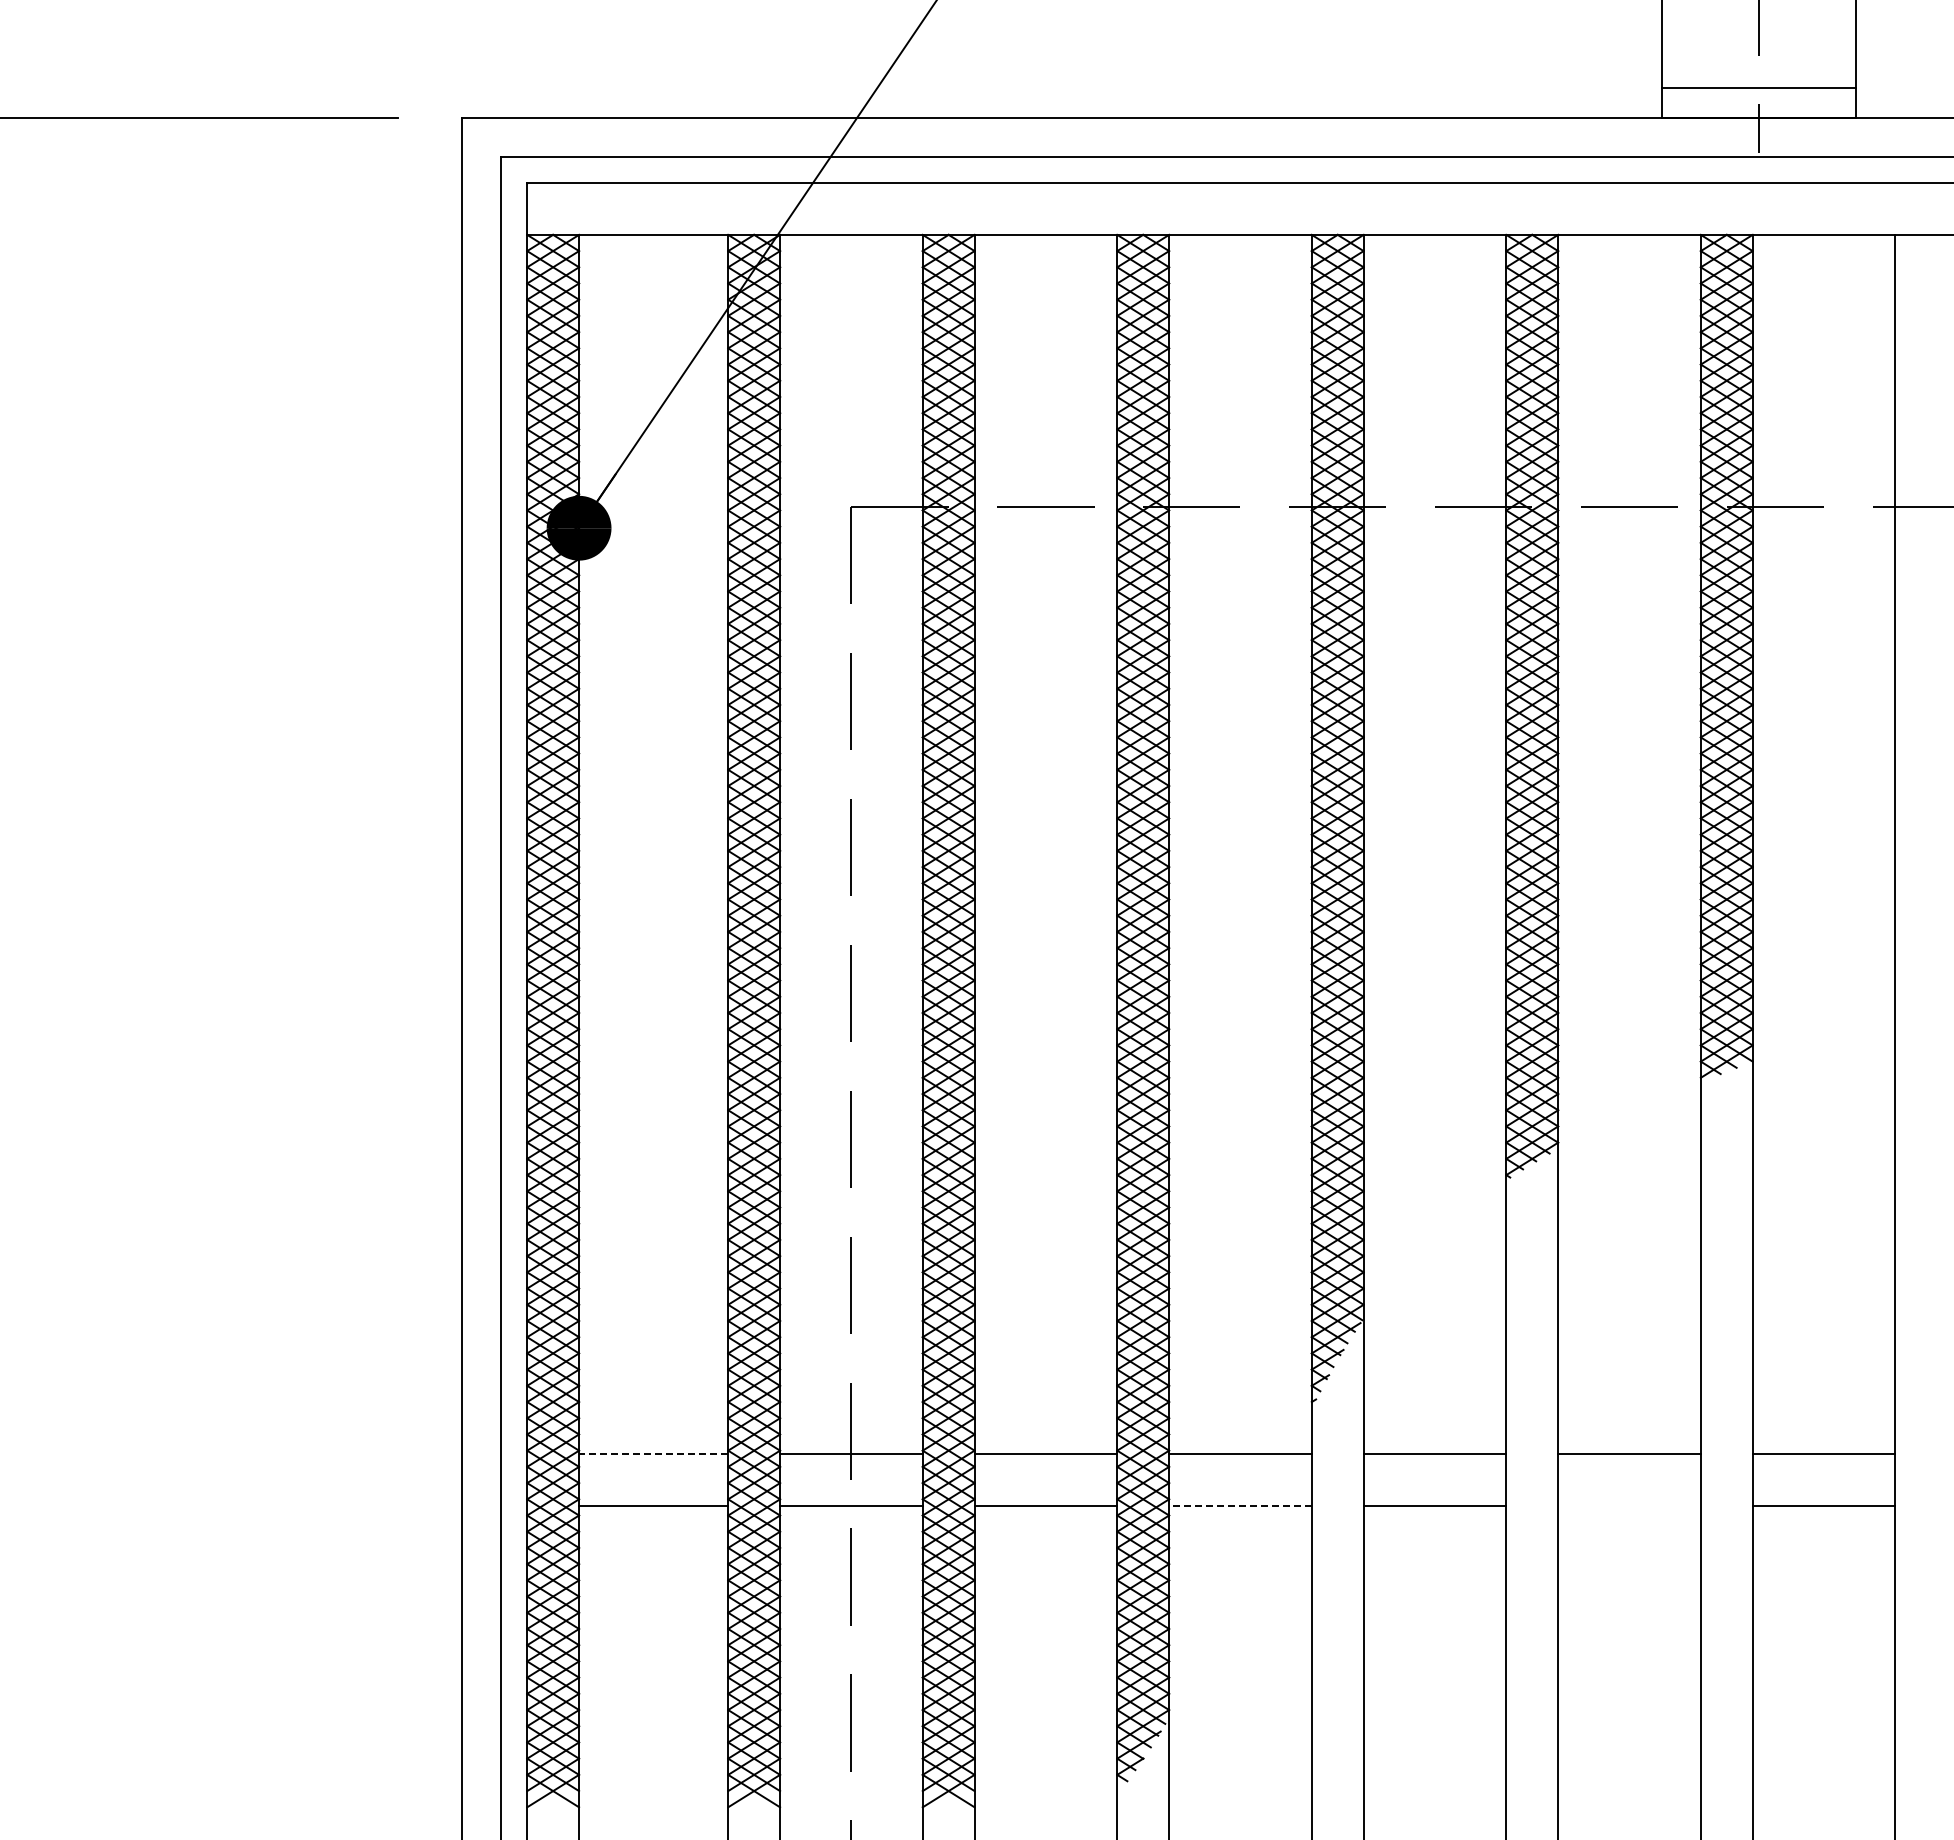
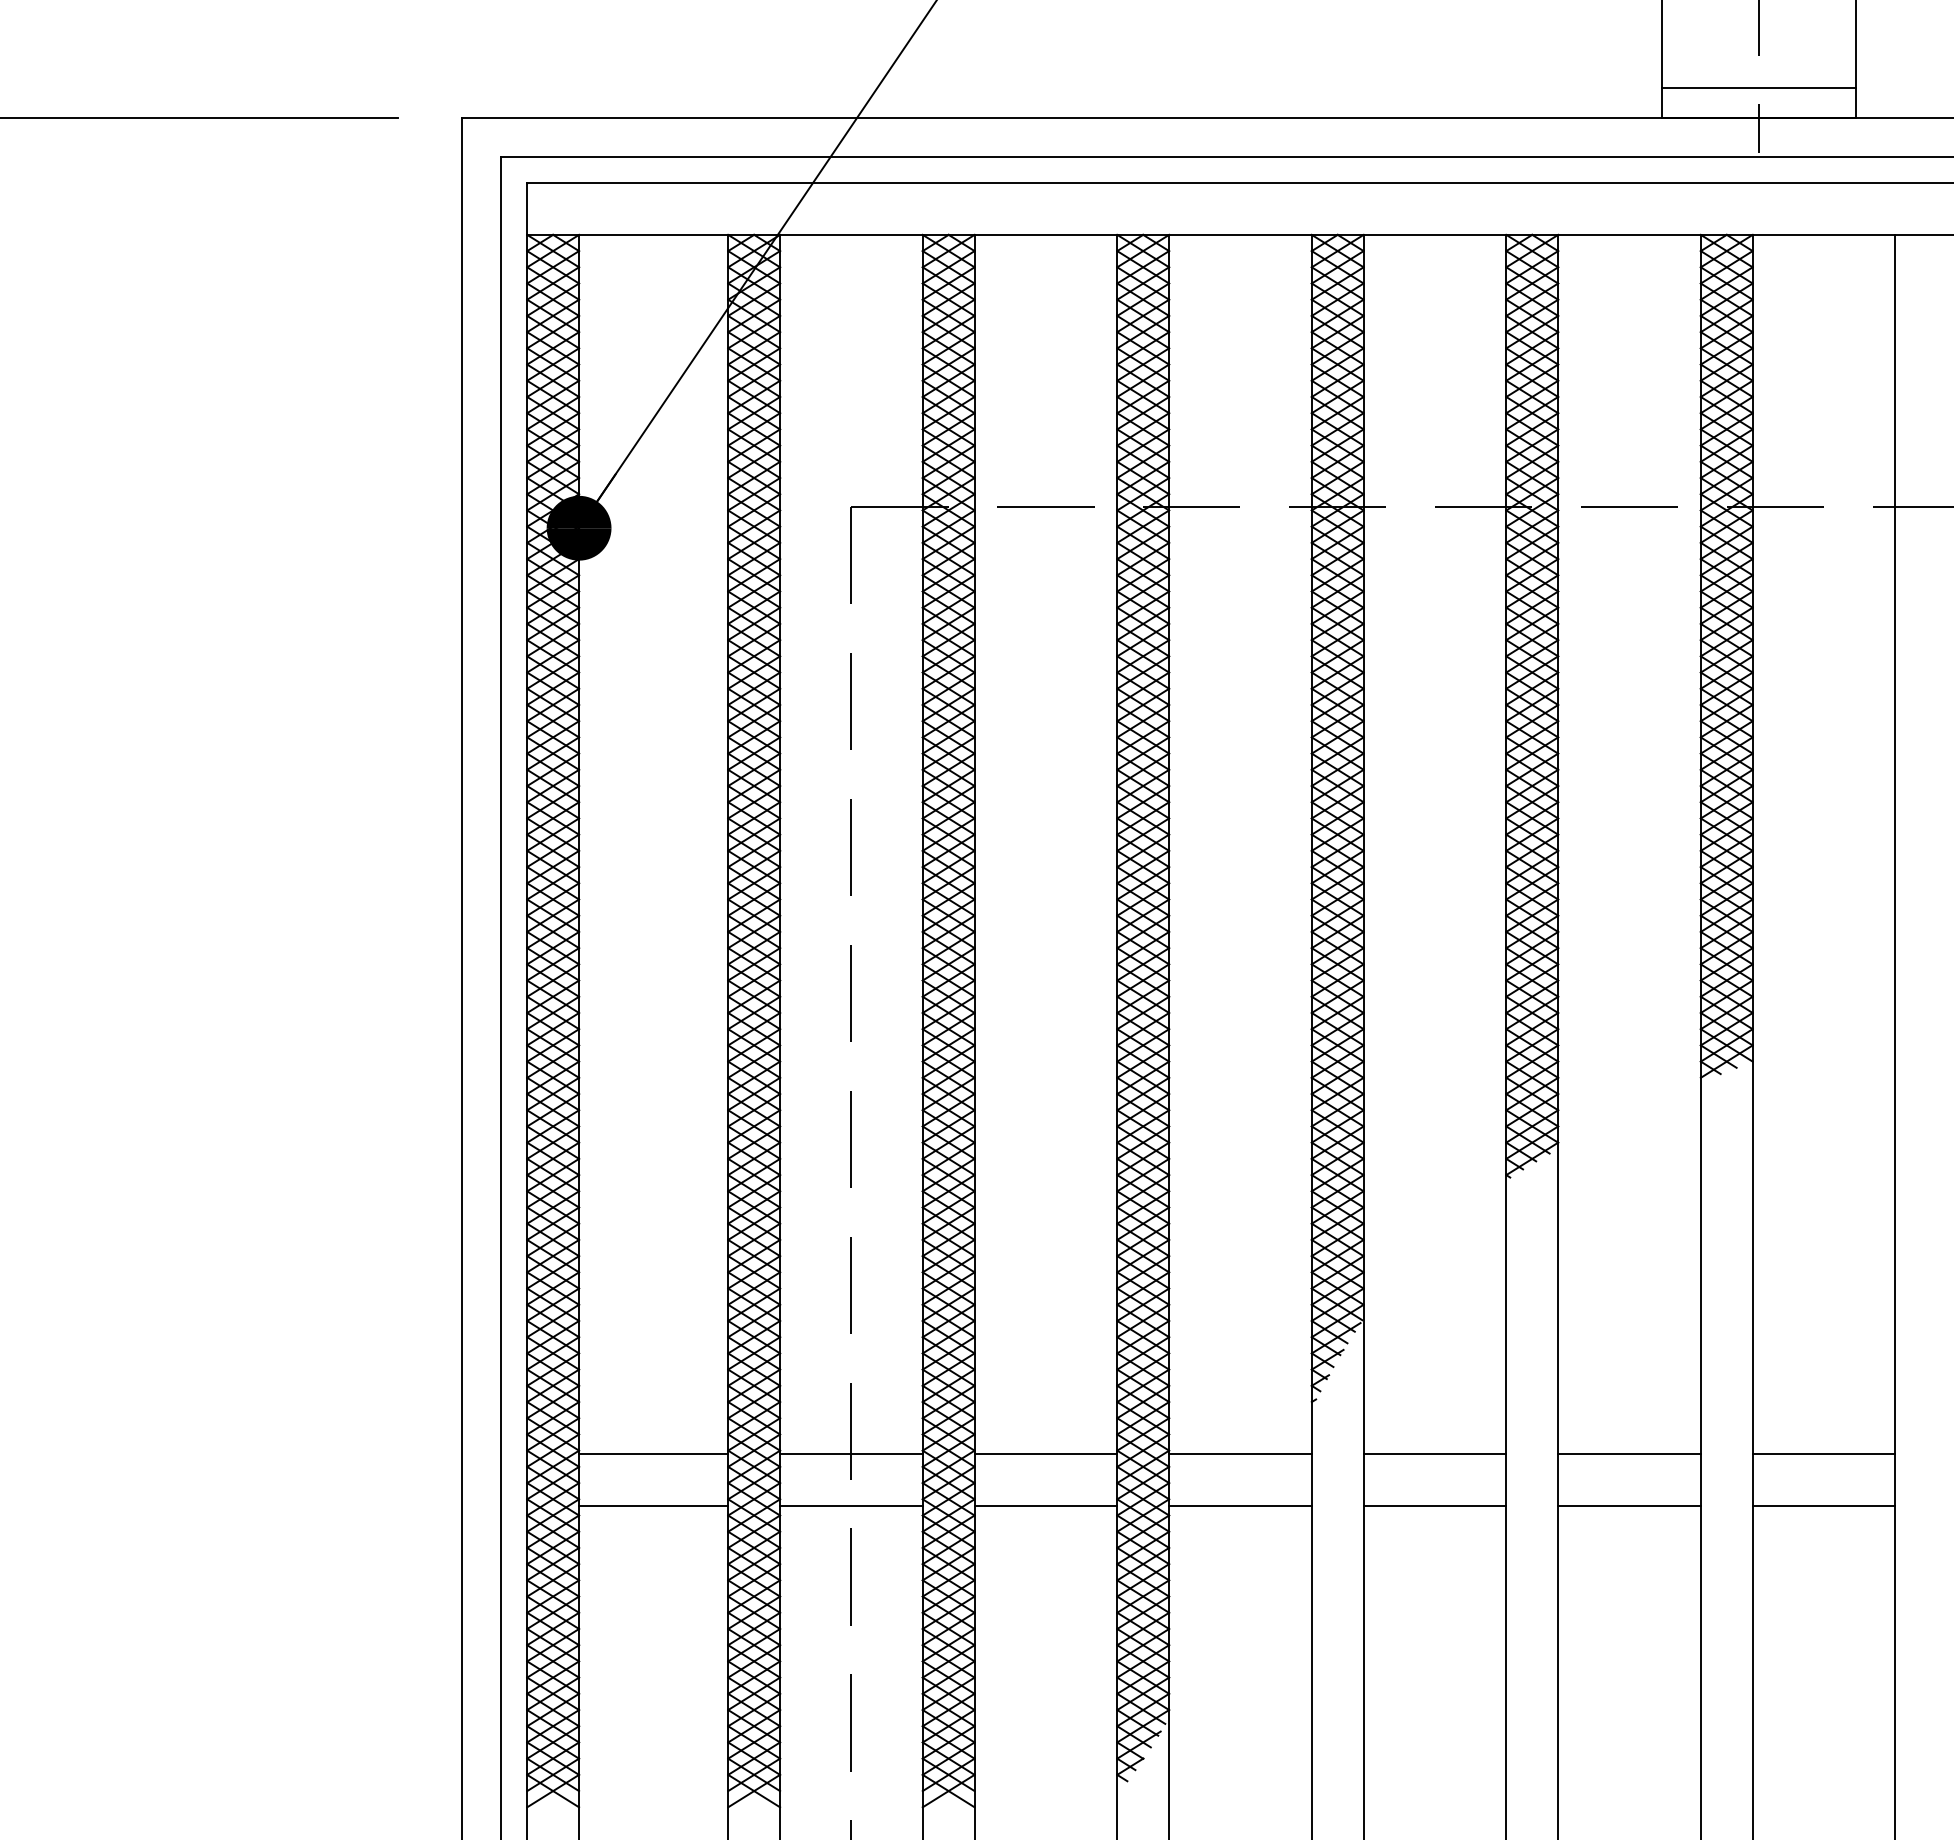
line: dashed -> solid (653, 1453)
line: dashed -> solid (1239, 1505)
line: none -> present (1629, 1505)
